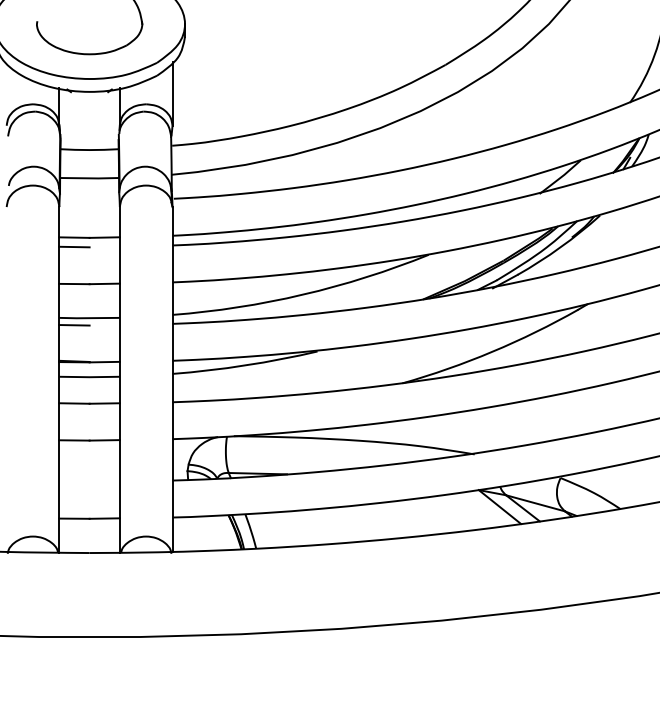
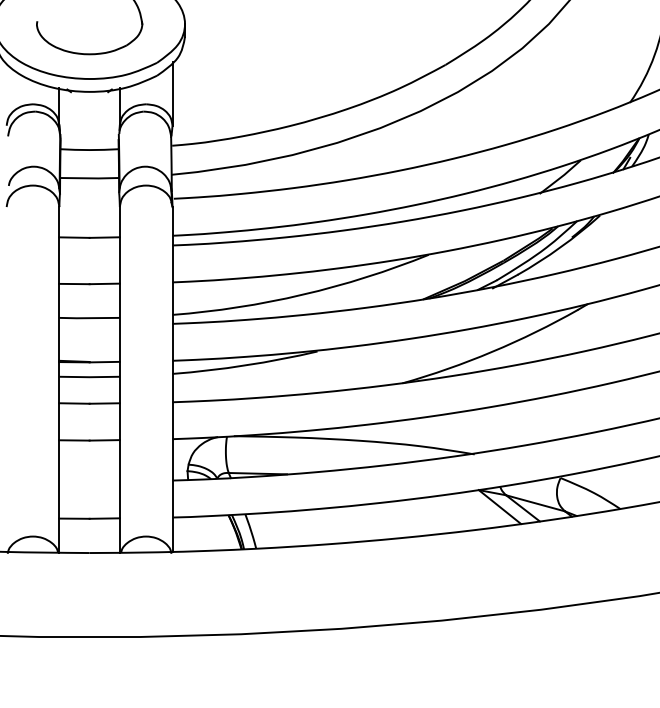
line: present -> none (74, 246)
line: present -> none (74, 325)
